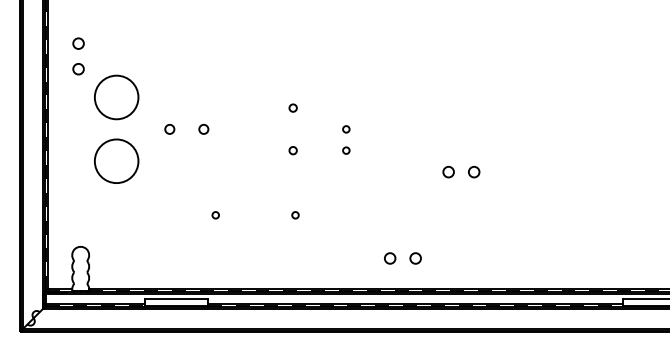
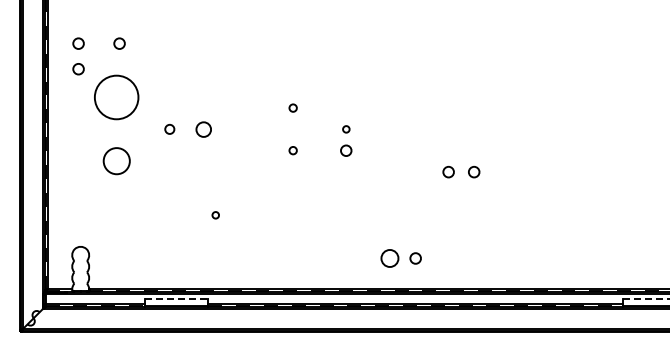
circle: none -> present (119, 43)
circle size: 12x12 px -> 17x17 px (203, 129)
circle size: 9x9 px -> 13x13 px (346, 150)
circle size: 46x46 px -> 29x29 px (116, 161)
circle: present -> none (295, 215)
circle size: 13x13 px -> 20x19 px (389, 258)
line: solid -> dashed (176, 298)
line: solid -> dashed (646, 298)
